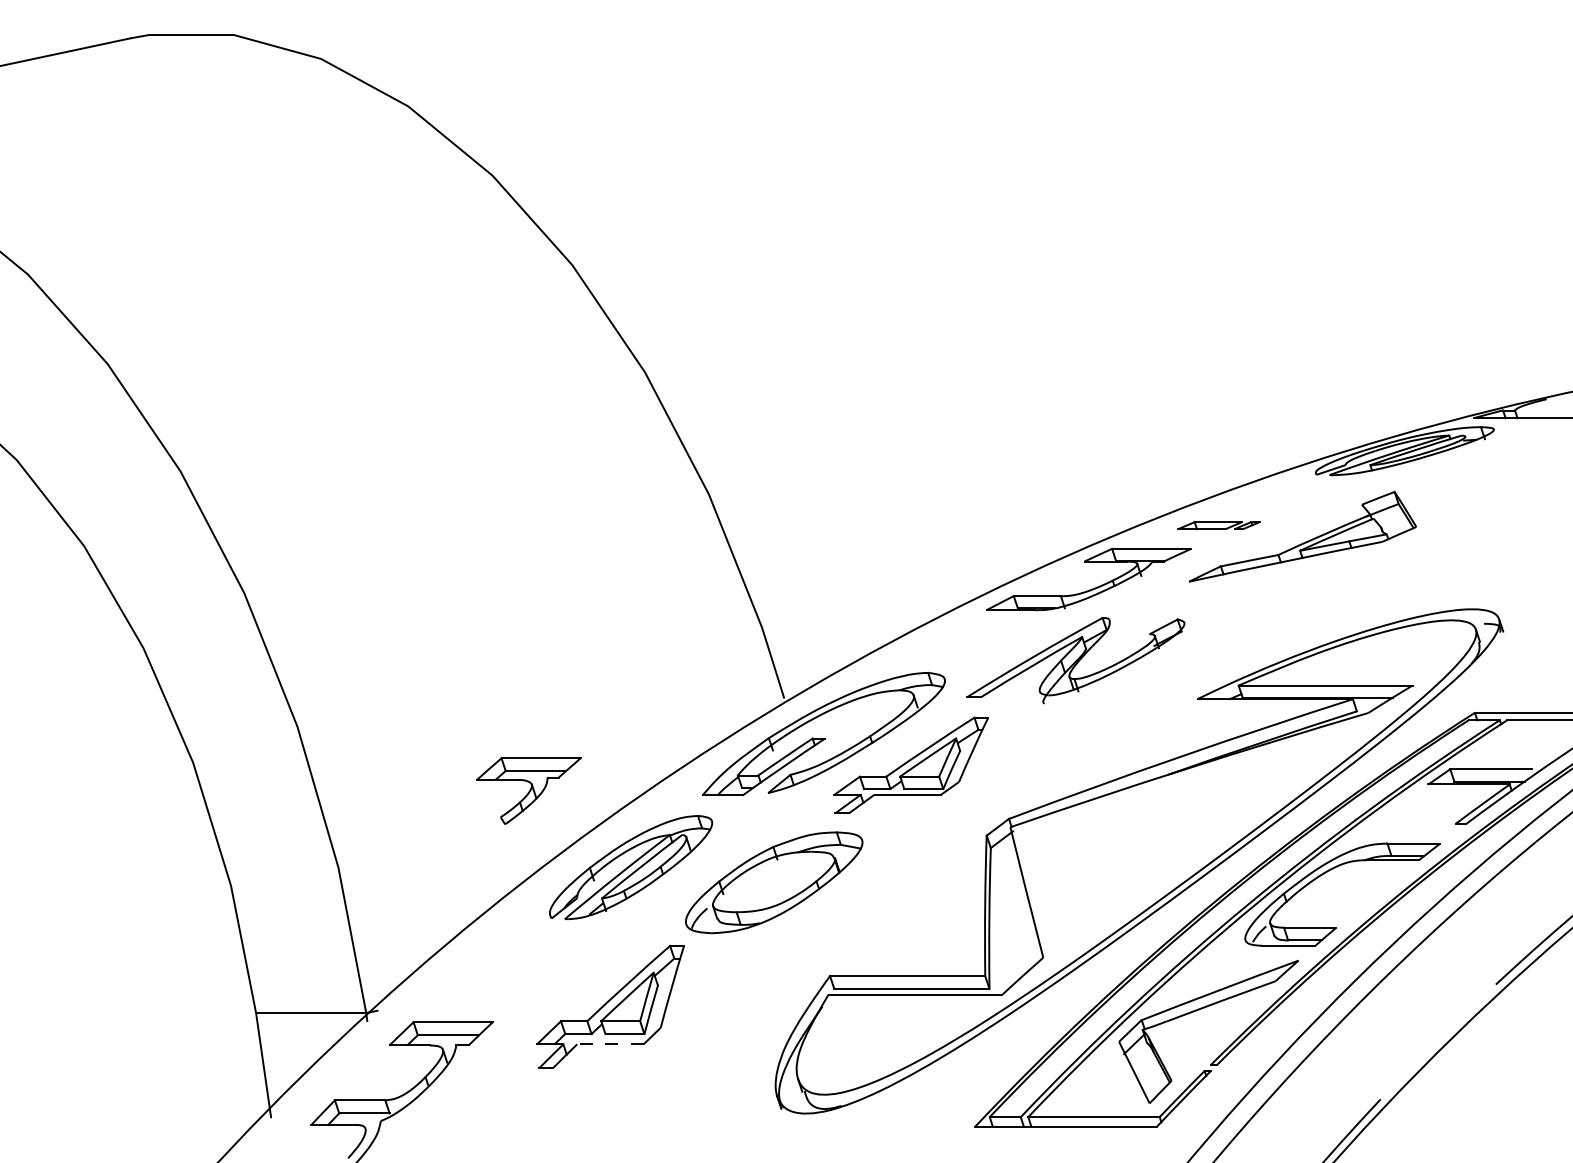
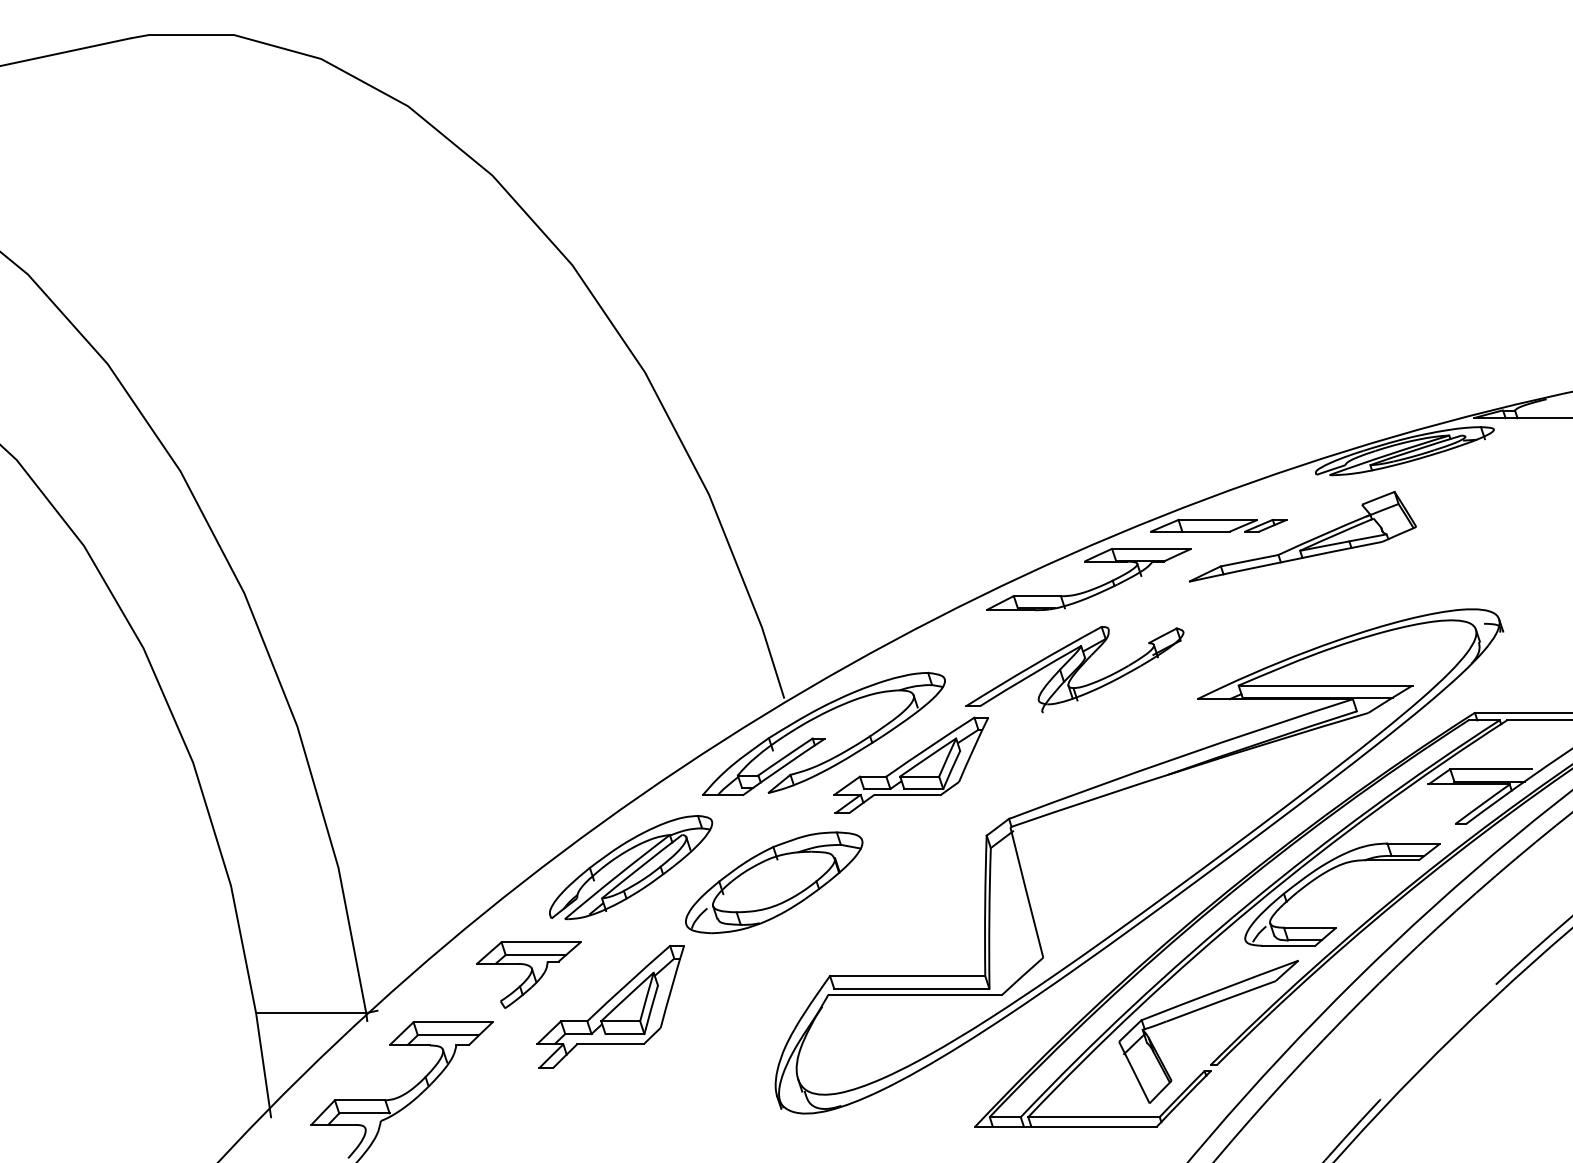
part size: 84x10 px -> 138x15 px (1218, 525)
part position: (1075, 660) -> (1074, 669) (1074, 669)
part position: (528, 790) -> (528, 974) (528, 974)
line: dashed -> solid (609, 1044)
